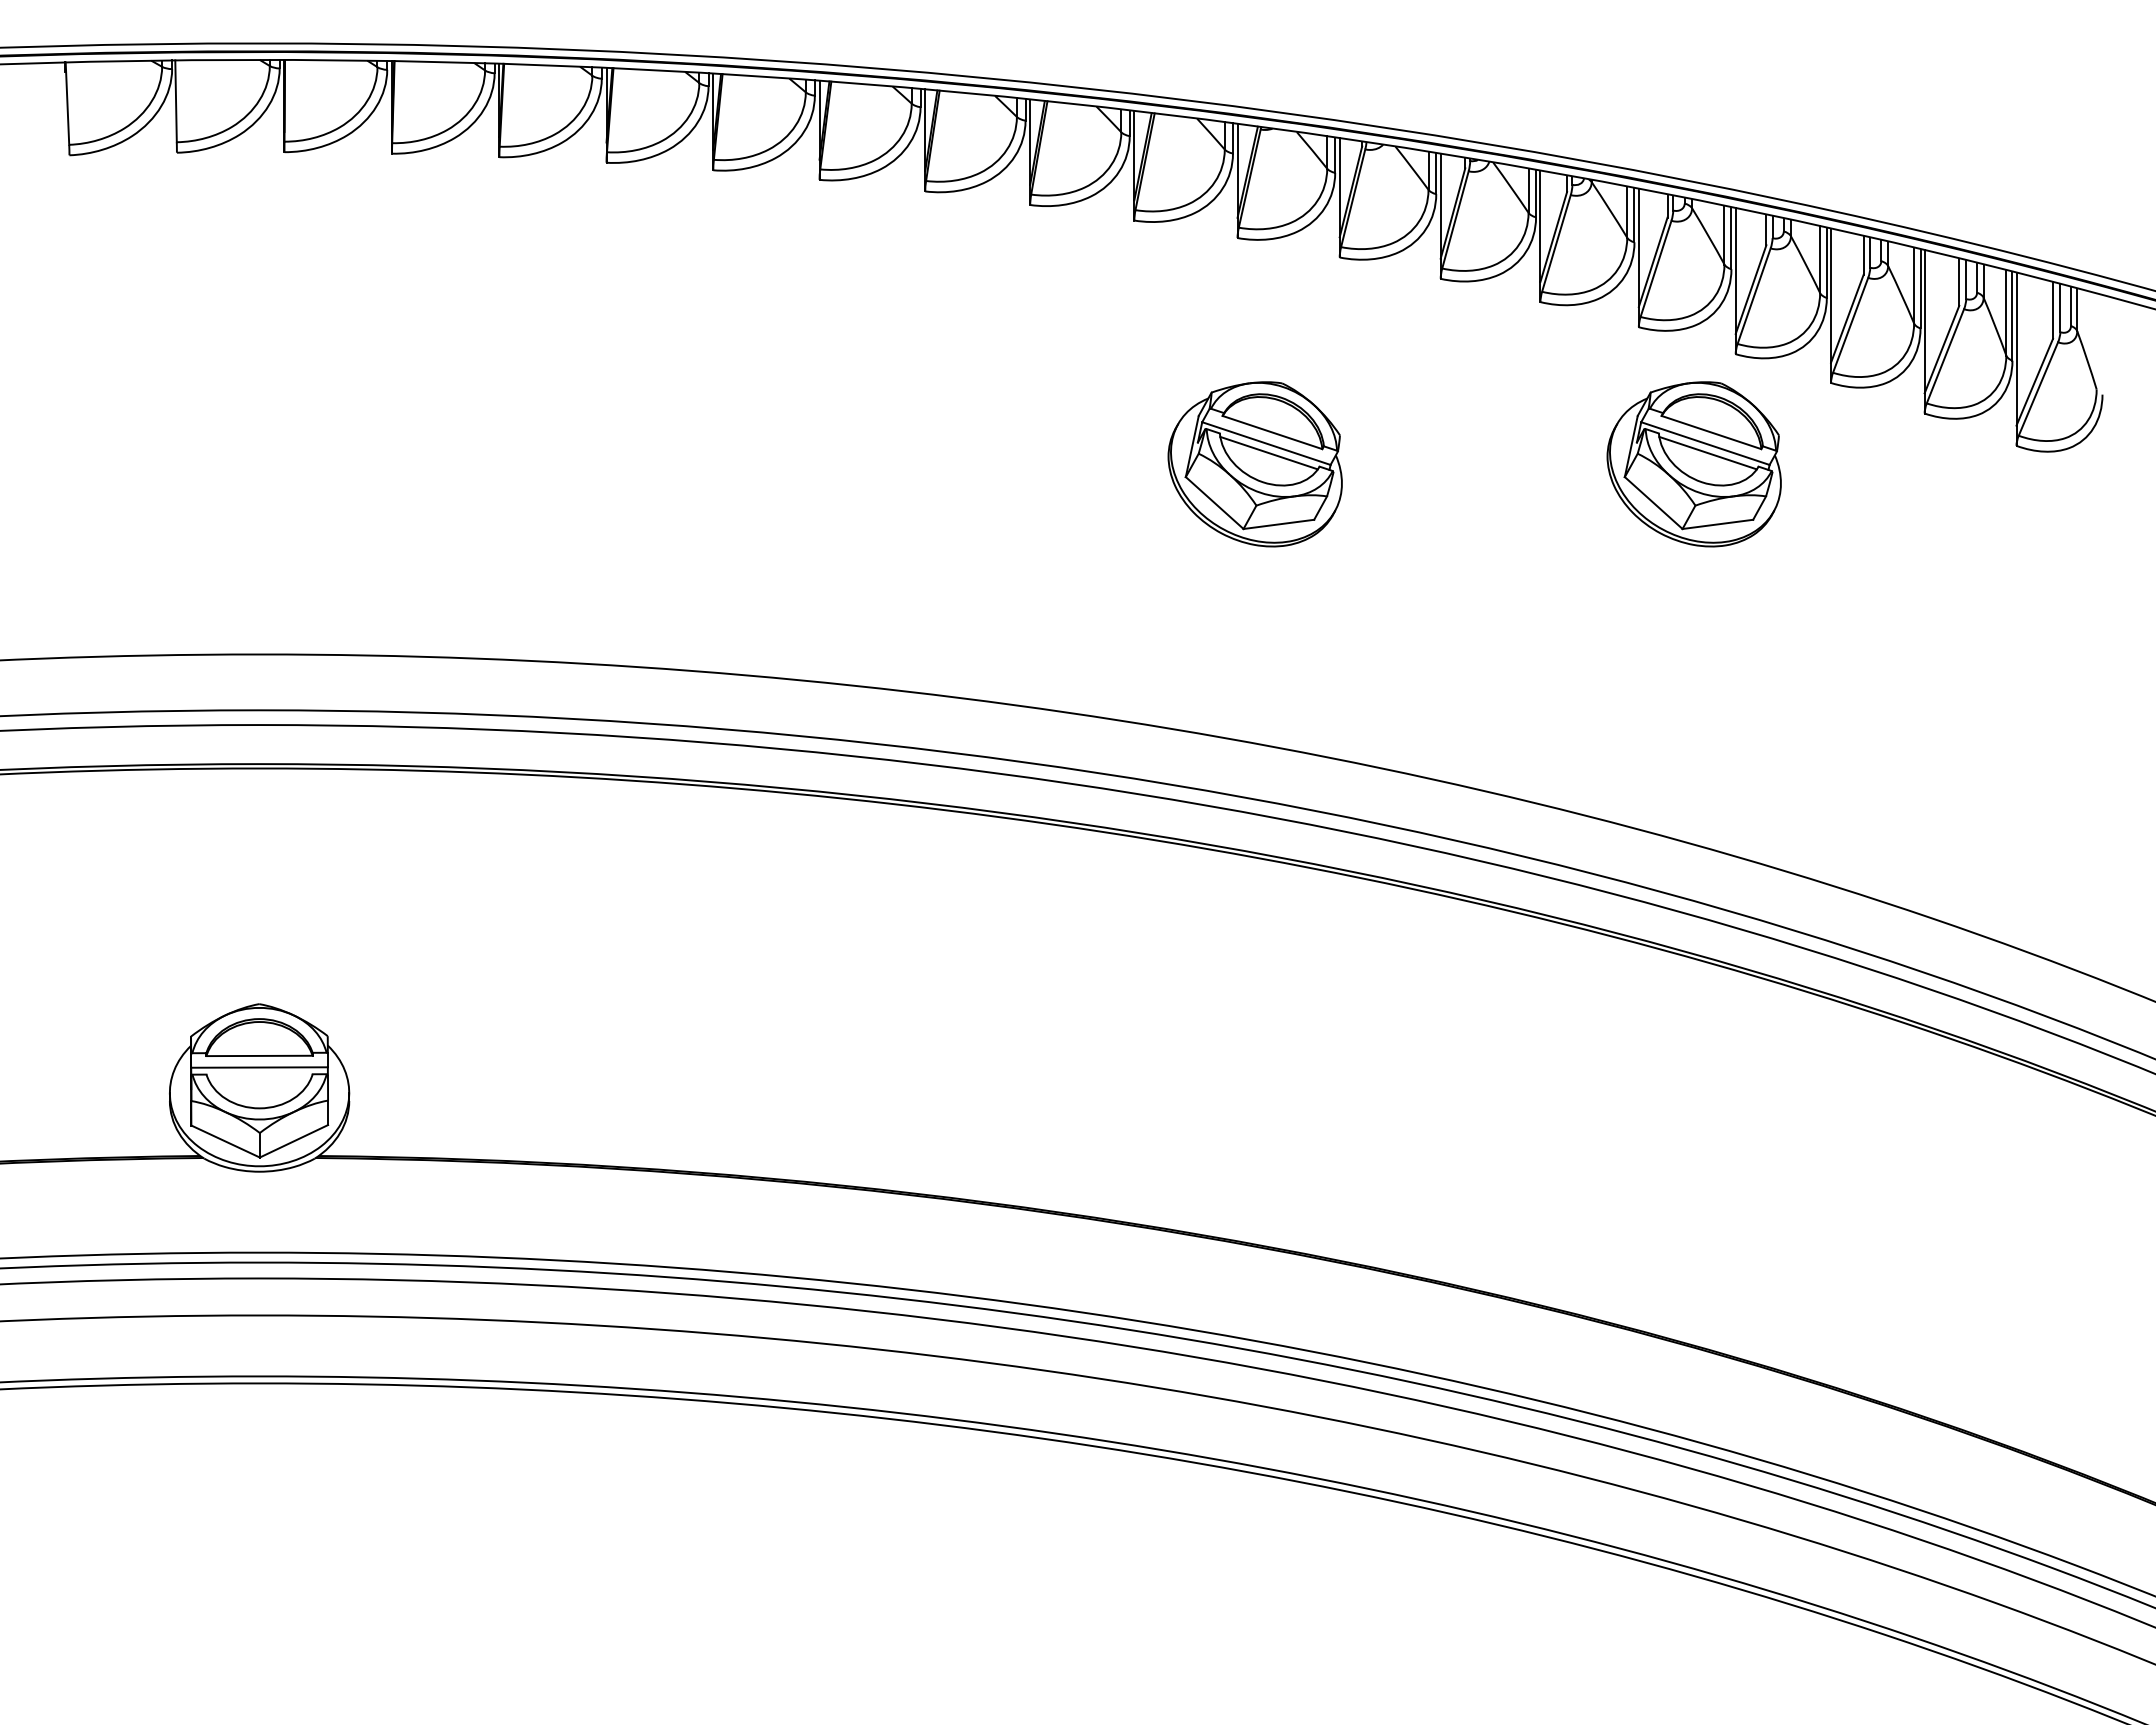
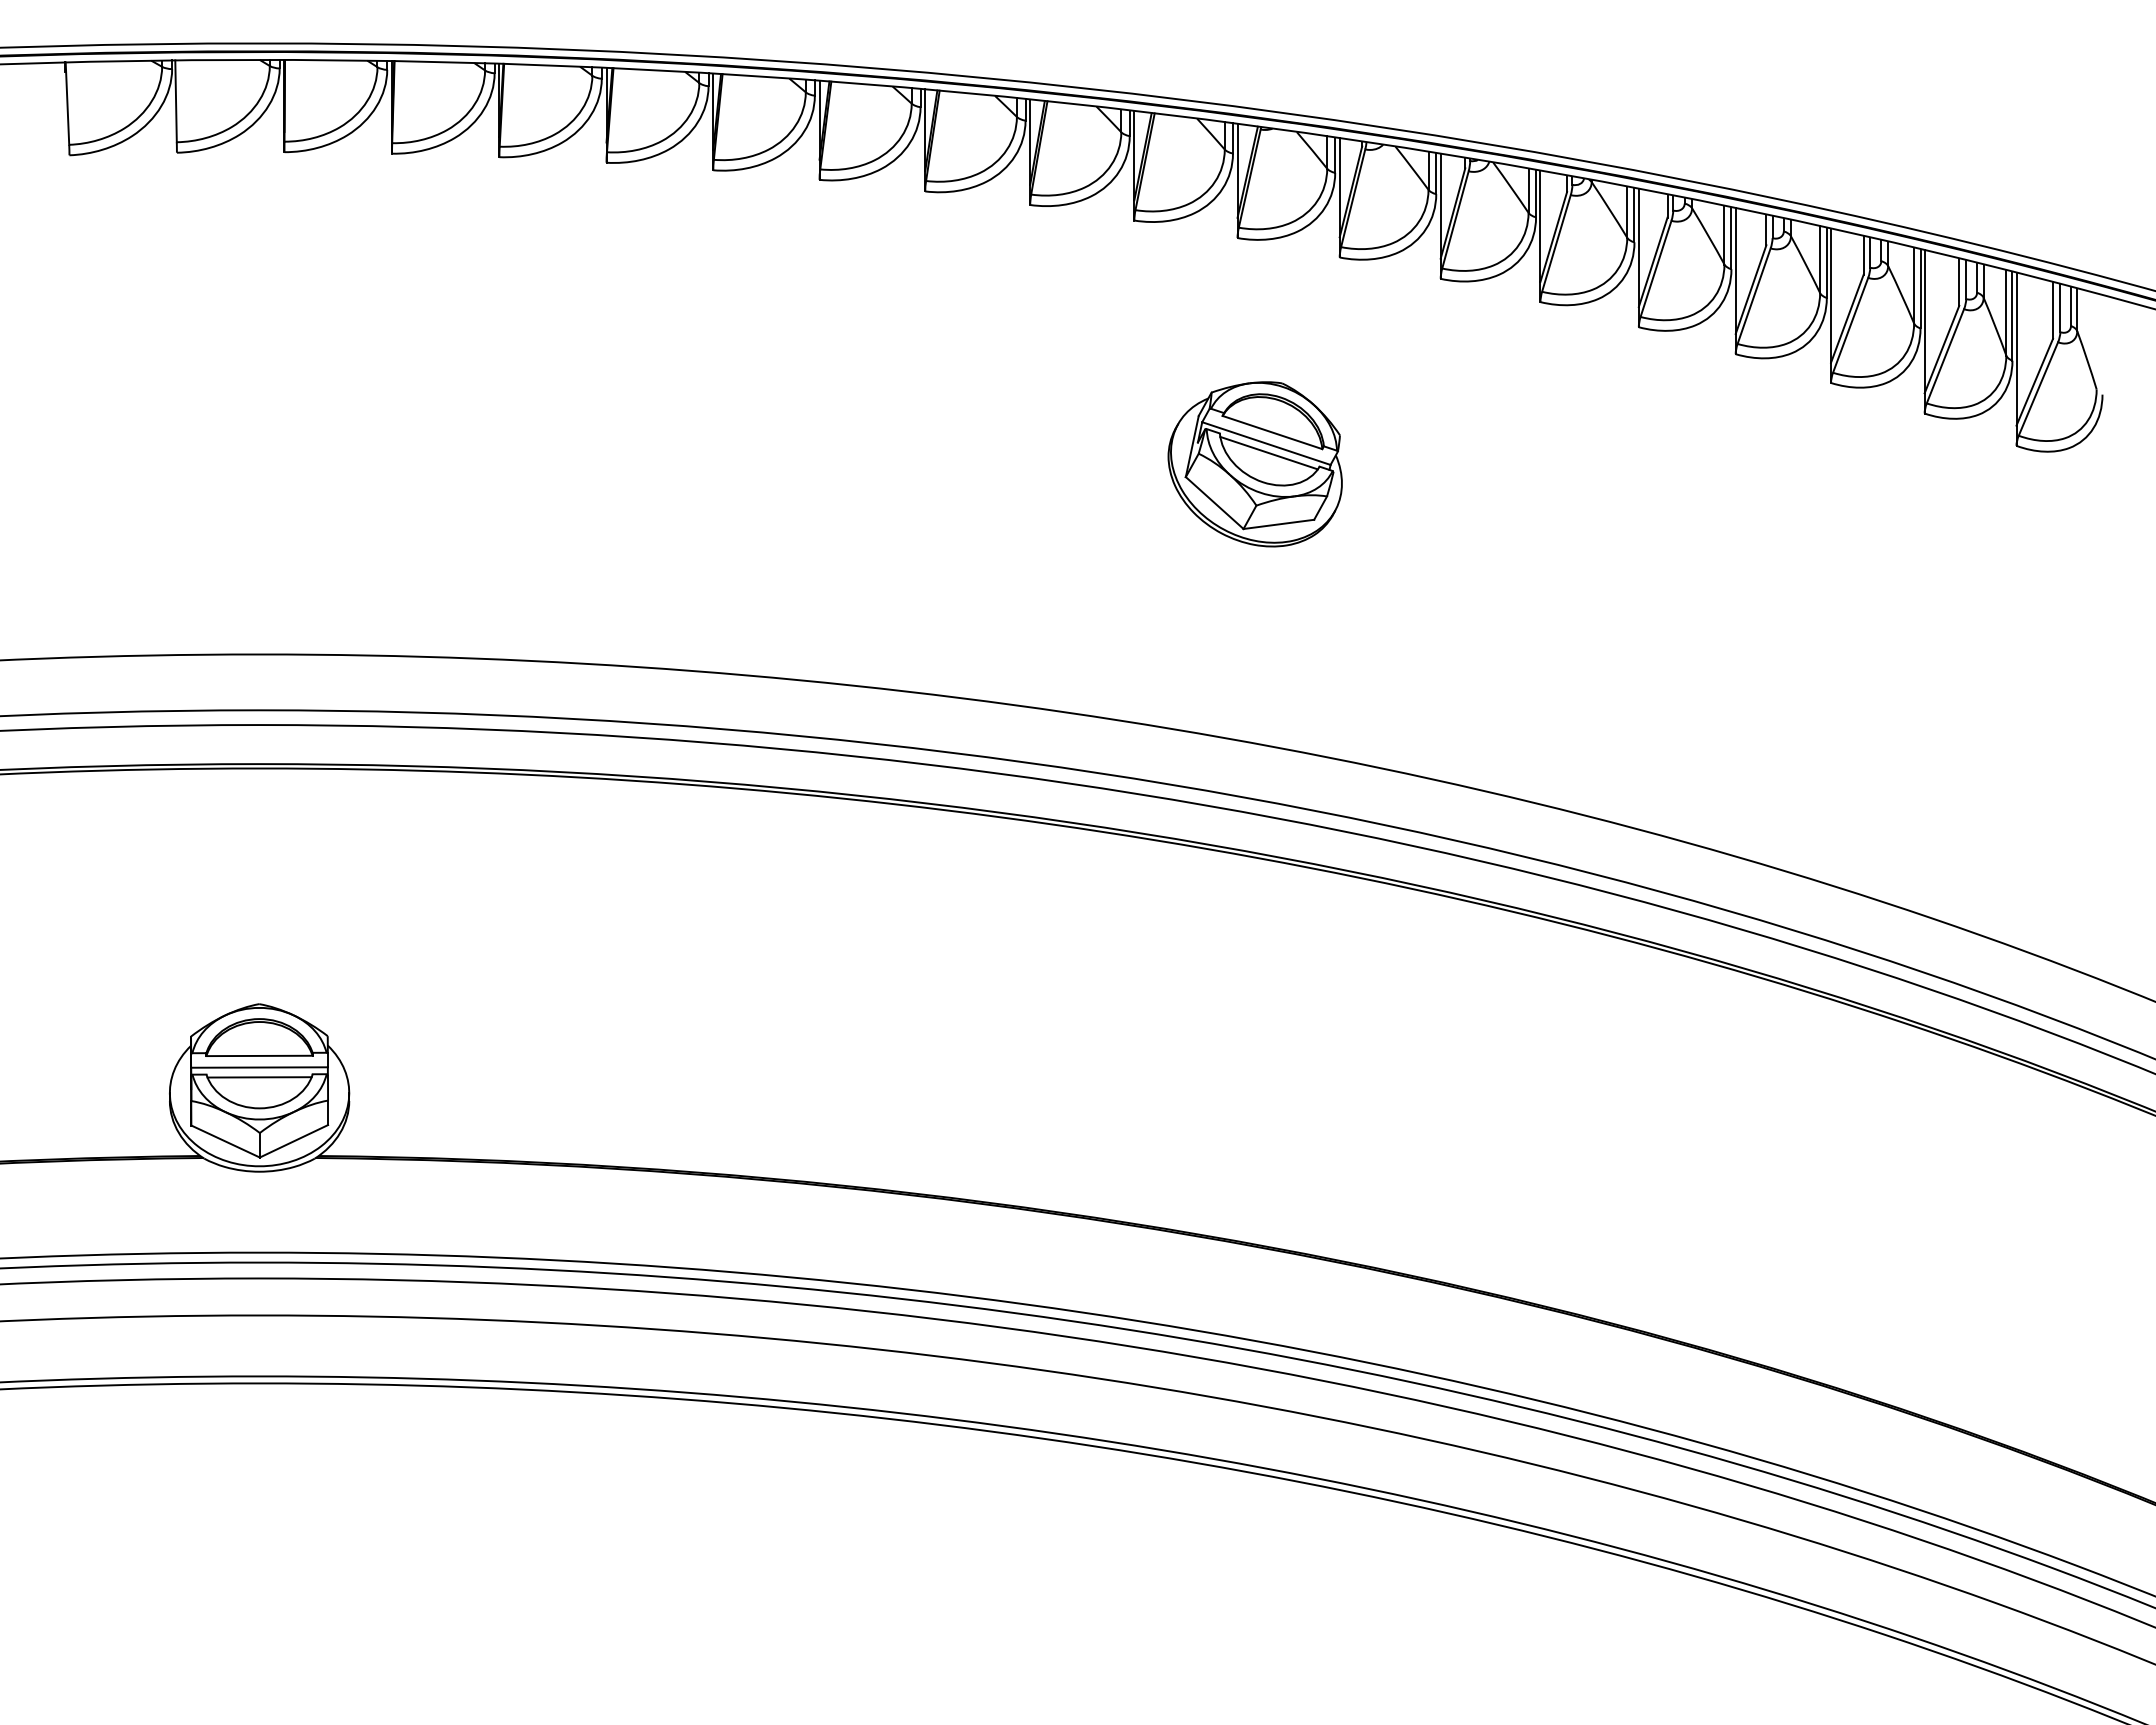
part: present -> none (1693, 464)
line: none -> present (259, 1077)
